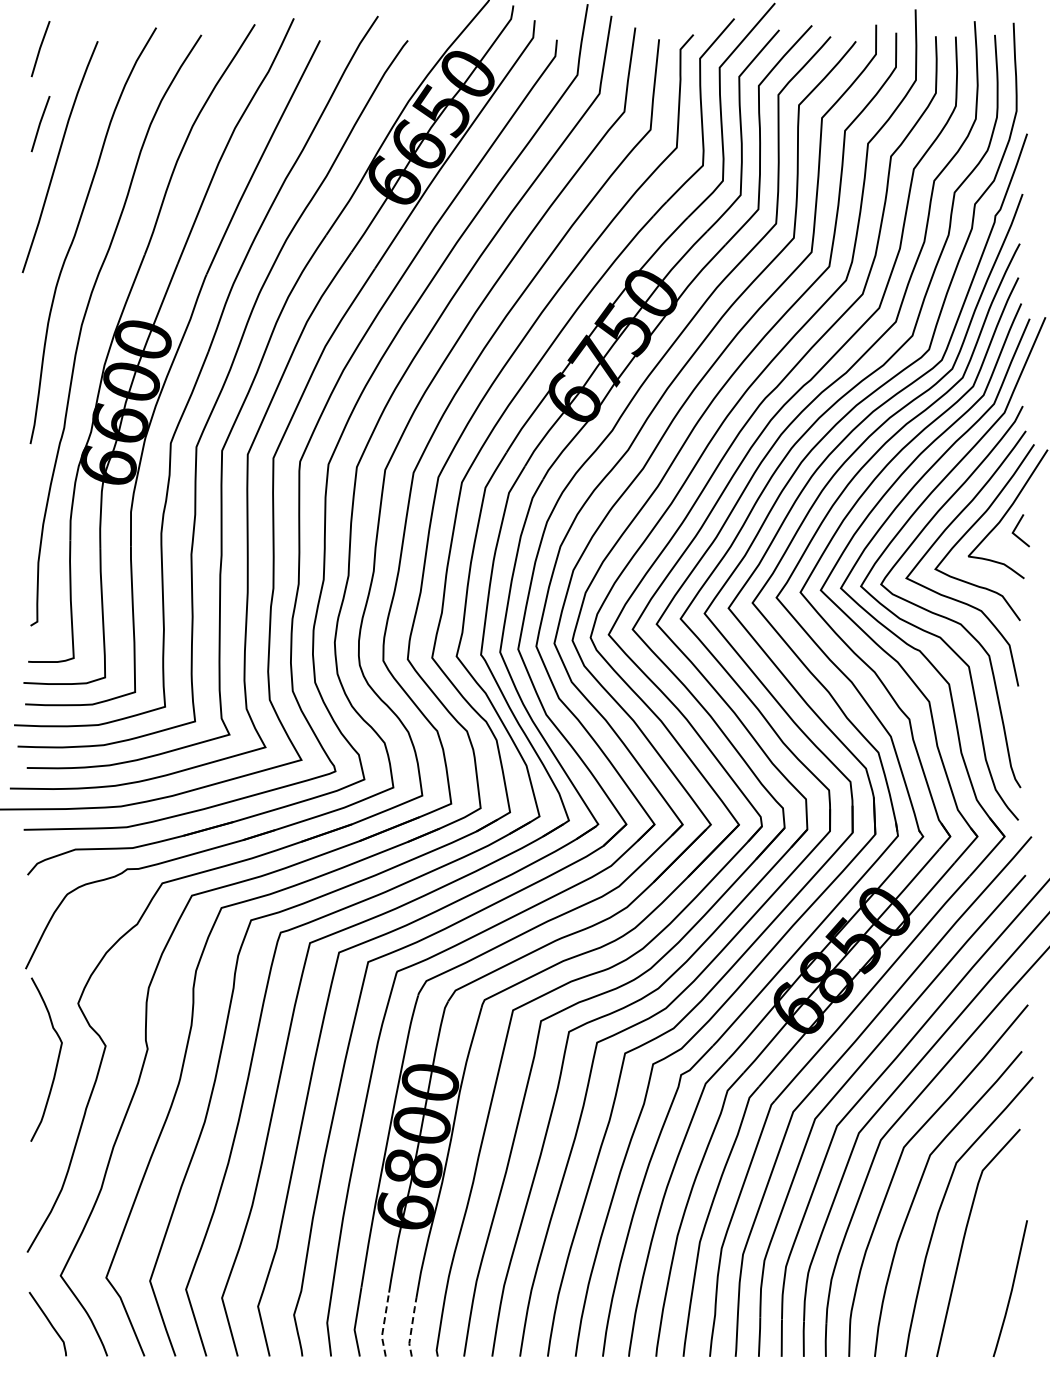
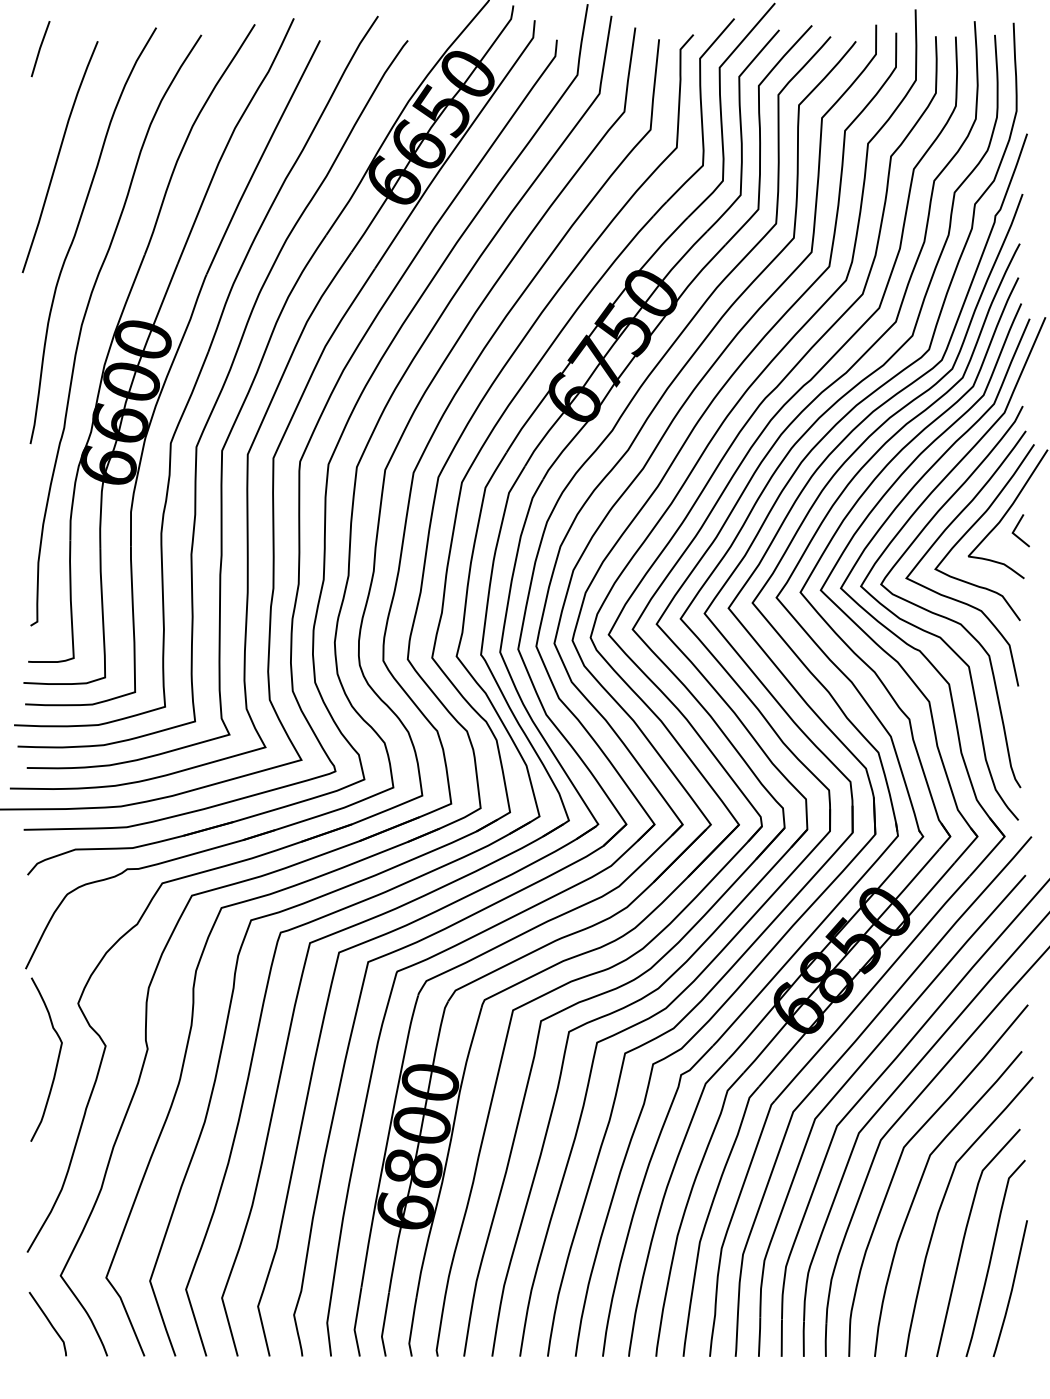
line: present -> none (40, 124)
curve: none -> present (992, 1256)
line: dashed -> solid (383, 1324)
line: dashed -> solid (411, 1327)
